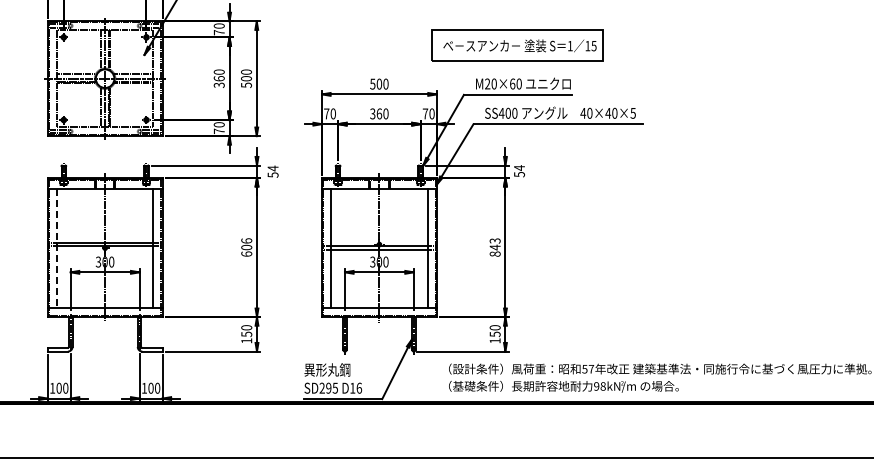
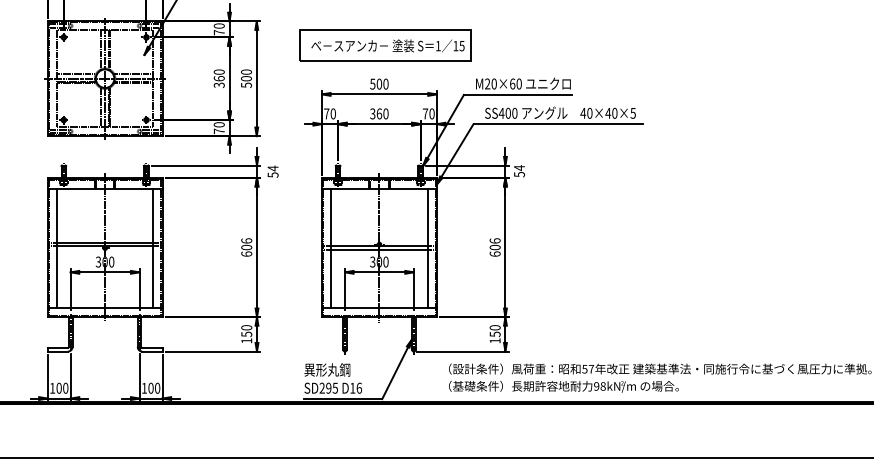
part position: (517, 45) -> (385, 45) (385, 45)
text: 843 -> 606 (494, 247)
line: dashed -> solid (56, 248)
